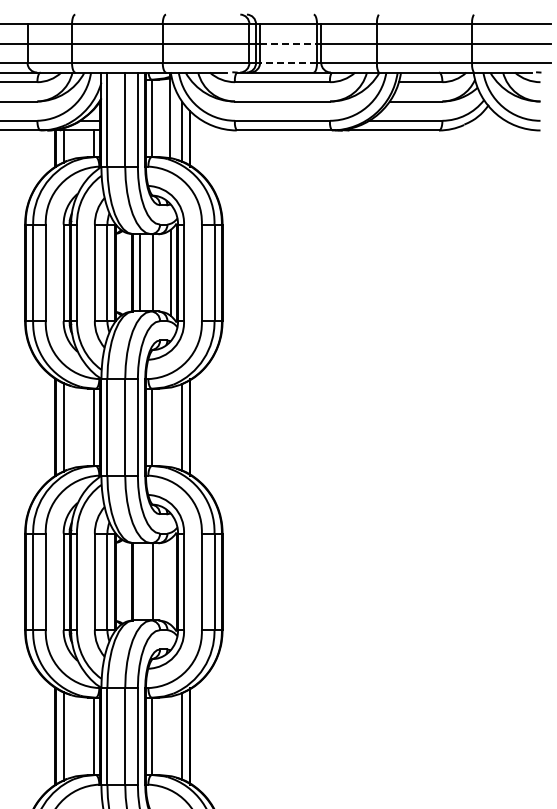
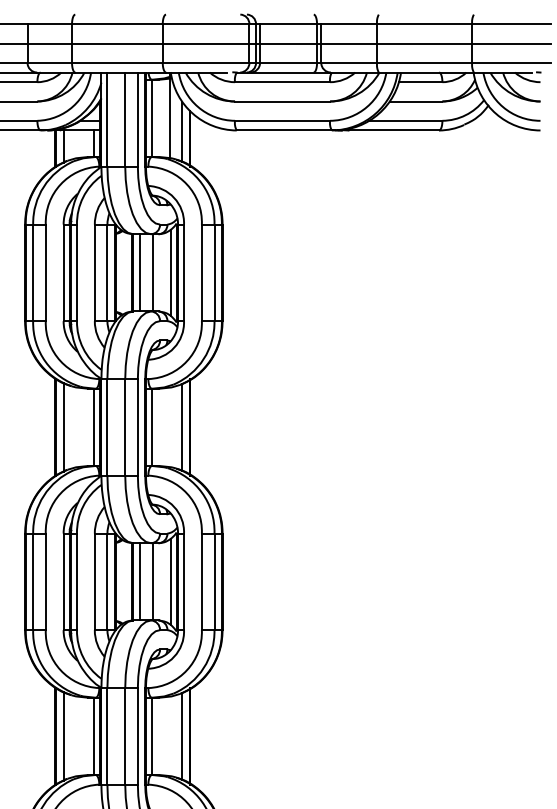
line: dashed -> solid (289, 43)
line: dashed -> solid (288, 62)
line: none -> present (140, 581)
line: none -> present (170, 581)
